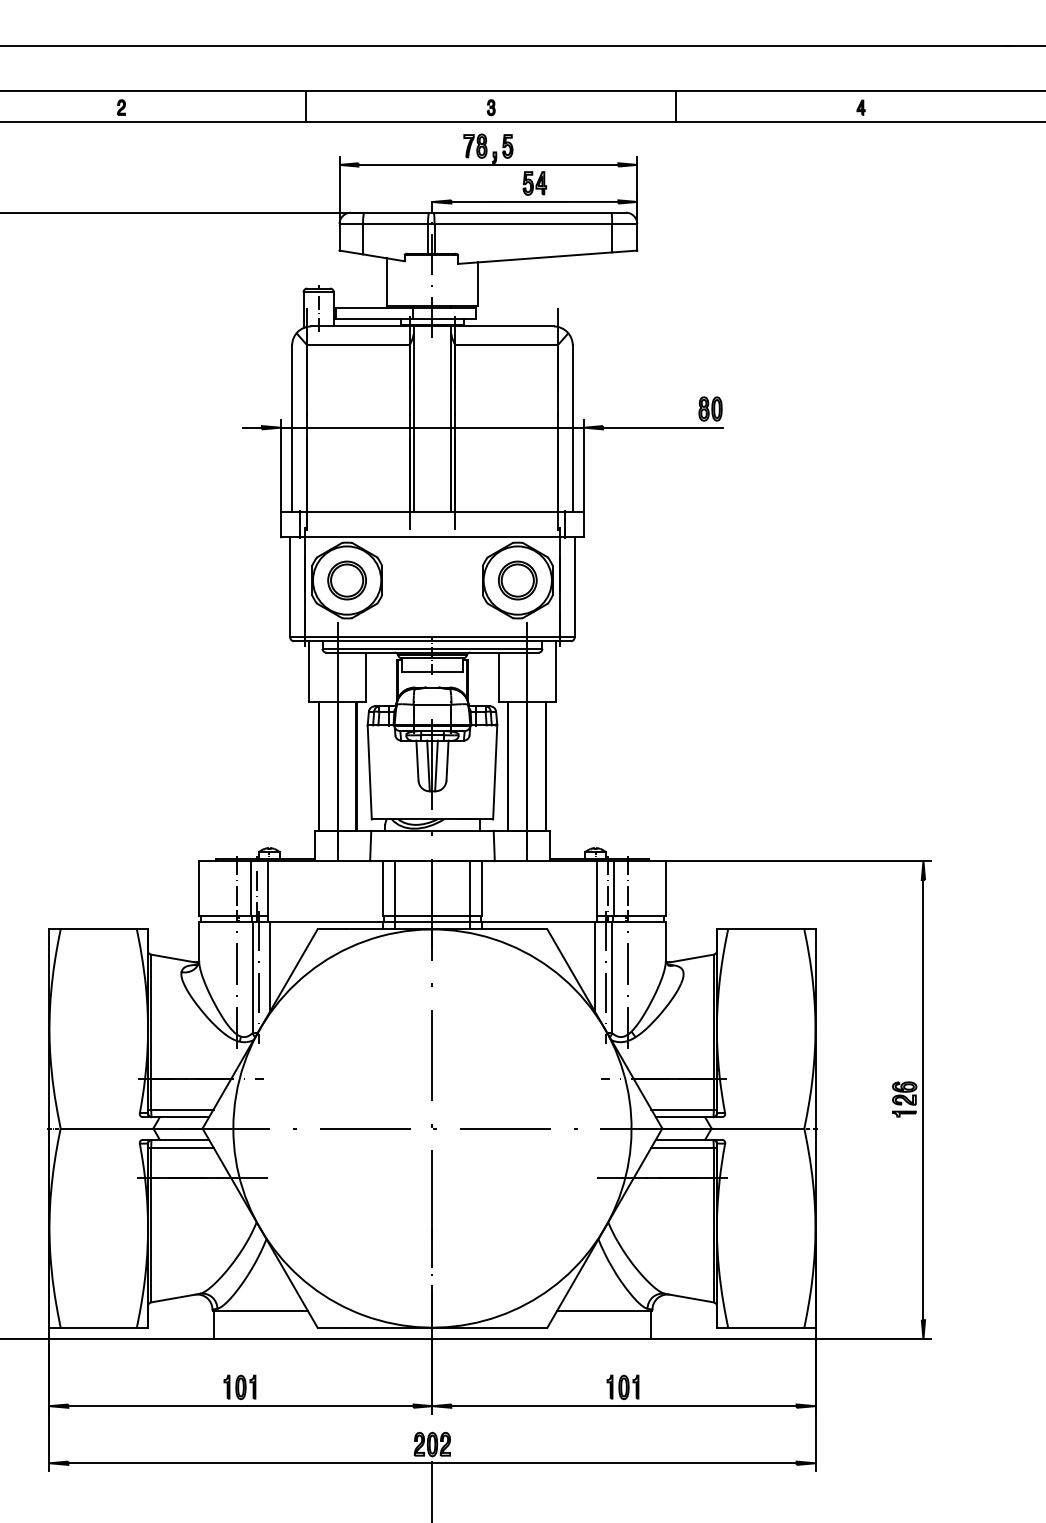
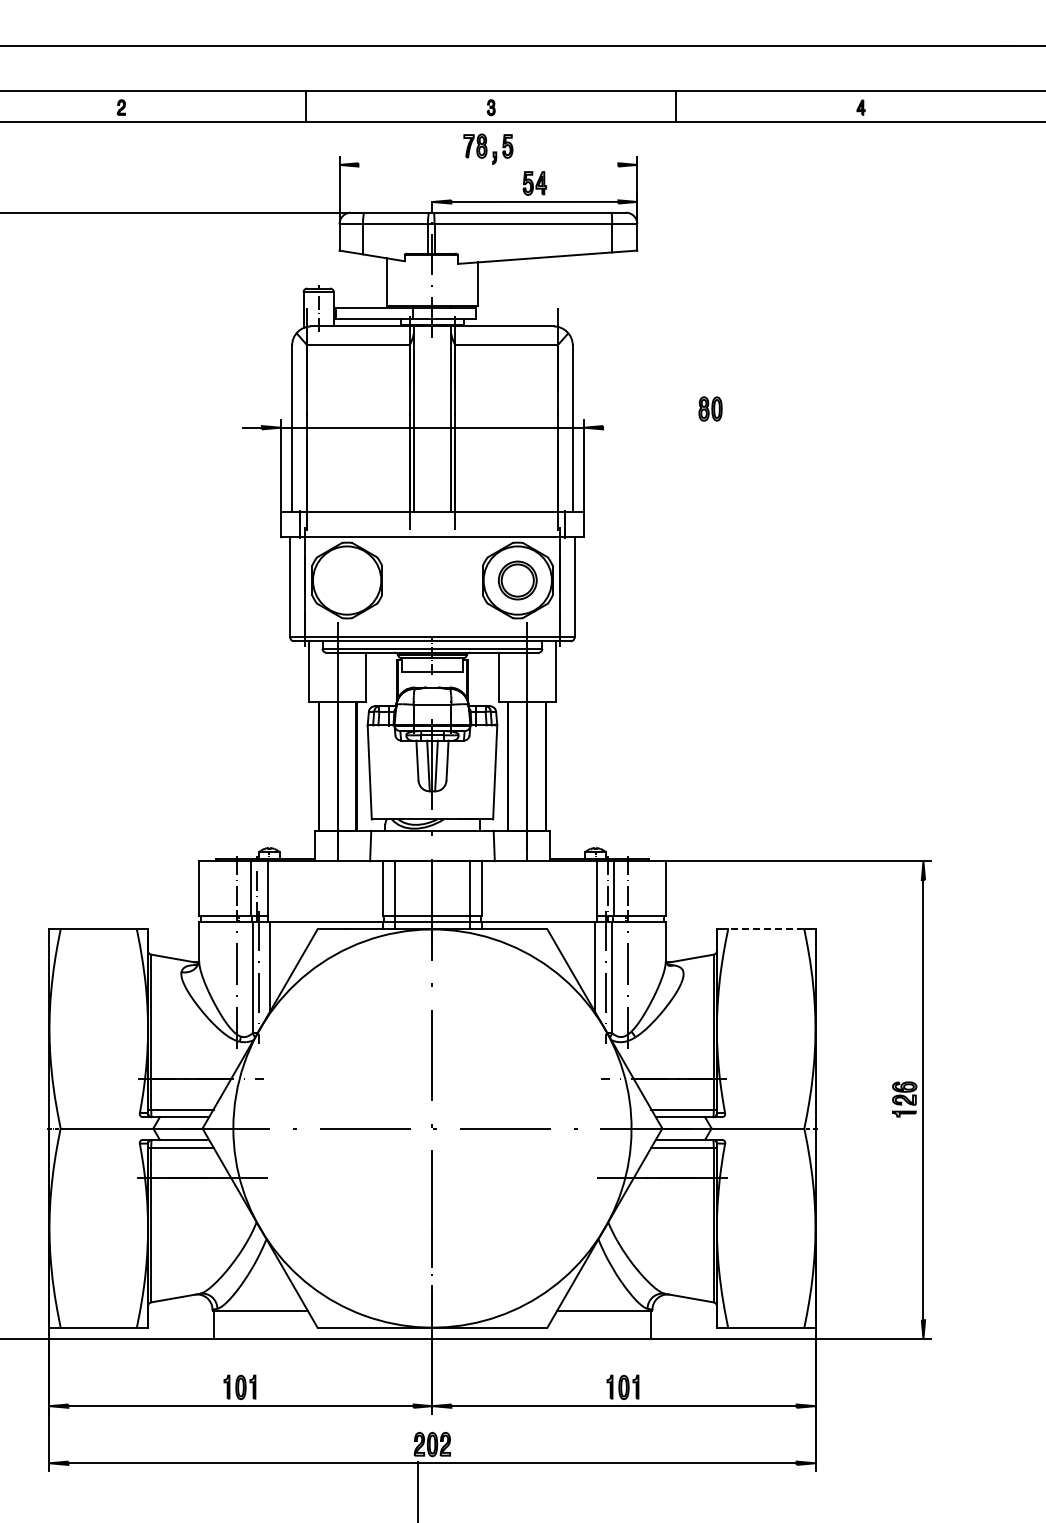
line: present -> none (488, 164)
line: present -> none (662, 427)
part: present -> none (346, 580)
line: solid -> dashed (765, 929)
line position: (432, 1489) -> (418, 1489) (418, 1489)
